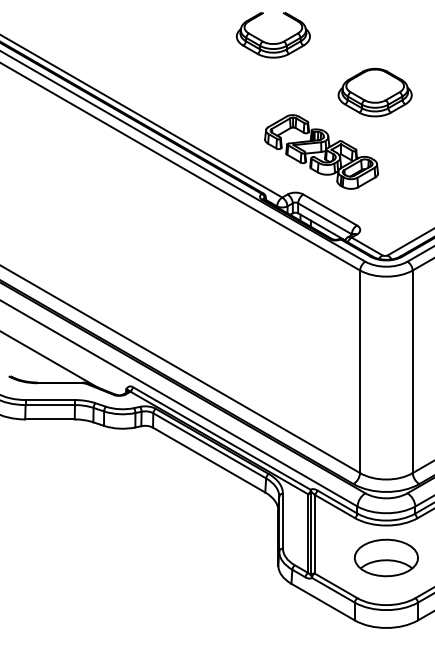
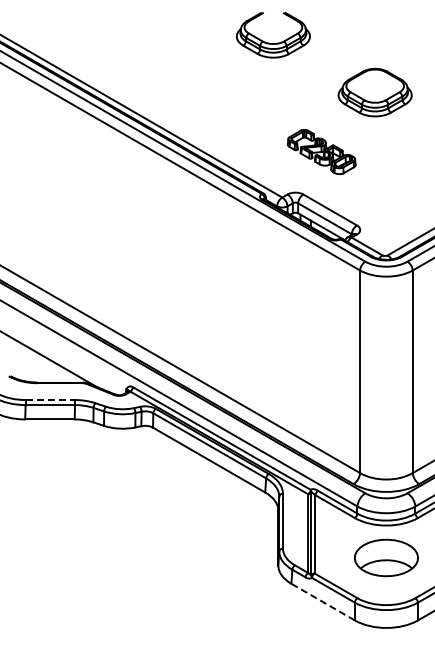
part size: 116x76 px -> 71x46 px (321, 151)
line: solid -> dashed (50, 400)
line: solid -> dashed (323, 602)
